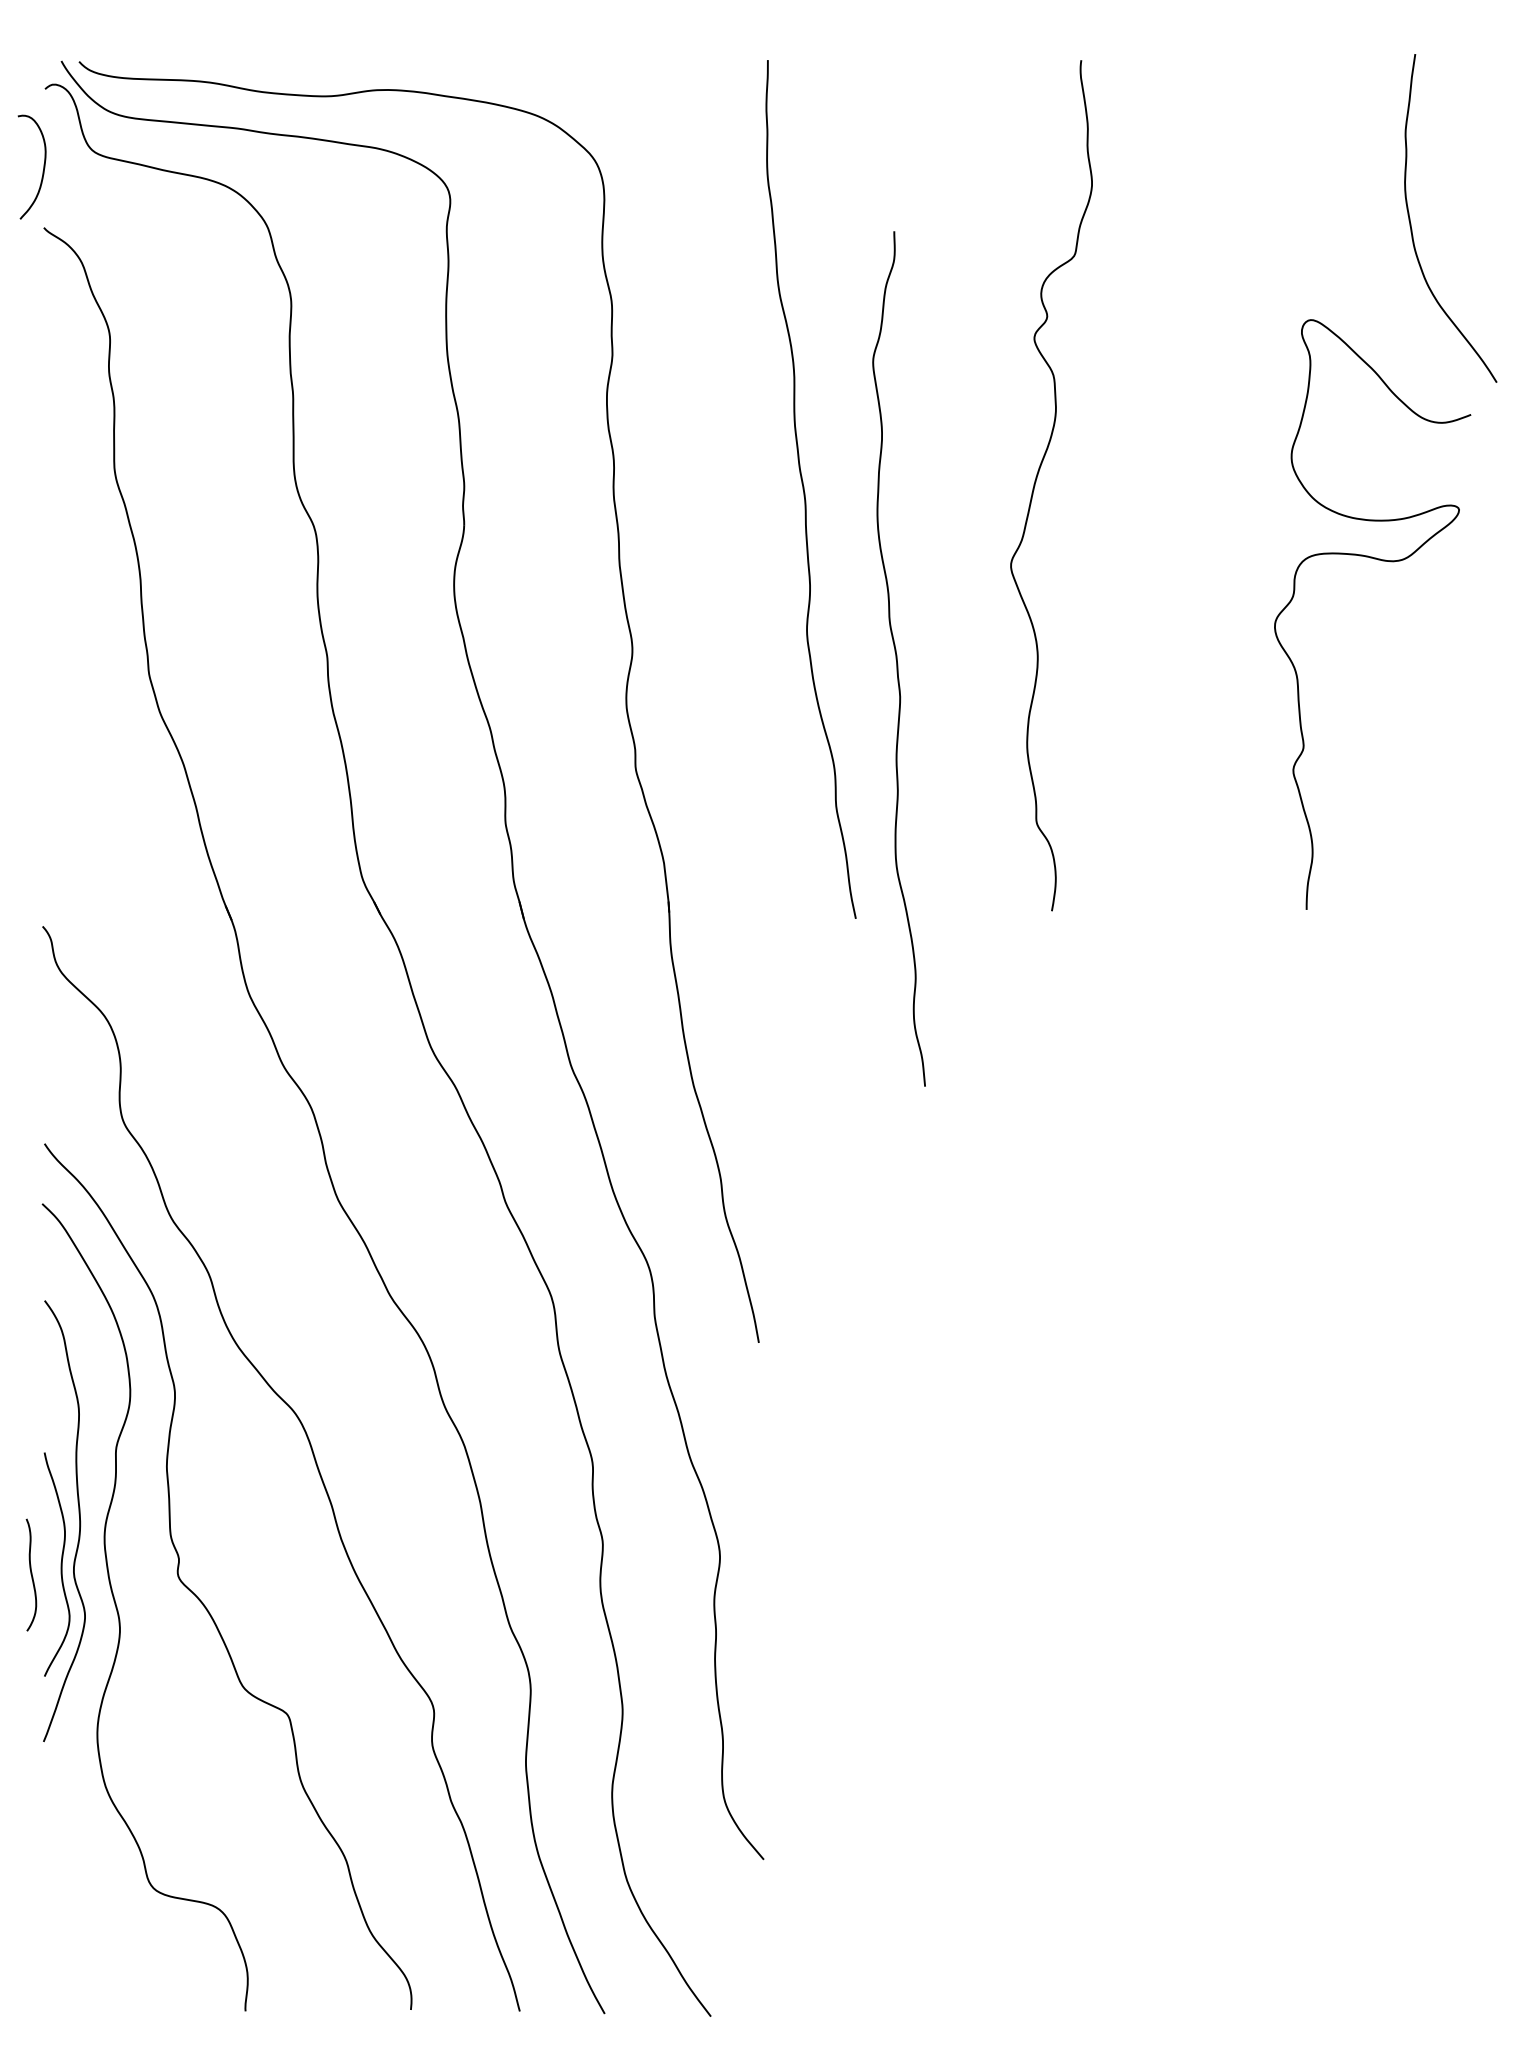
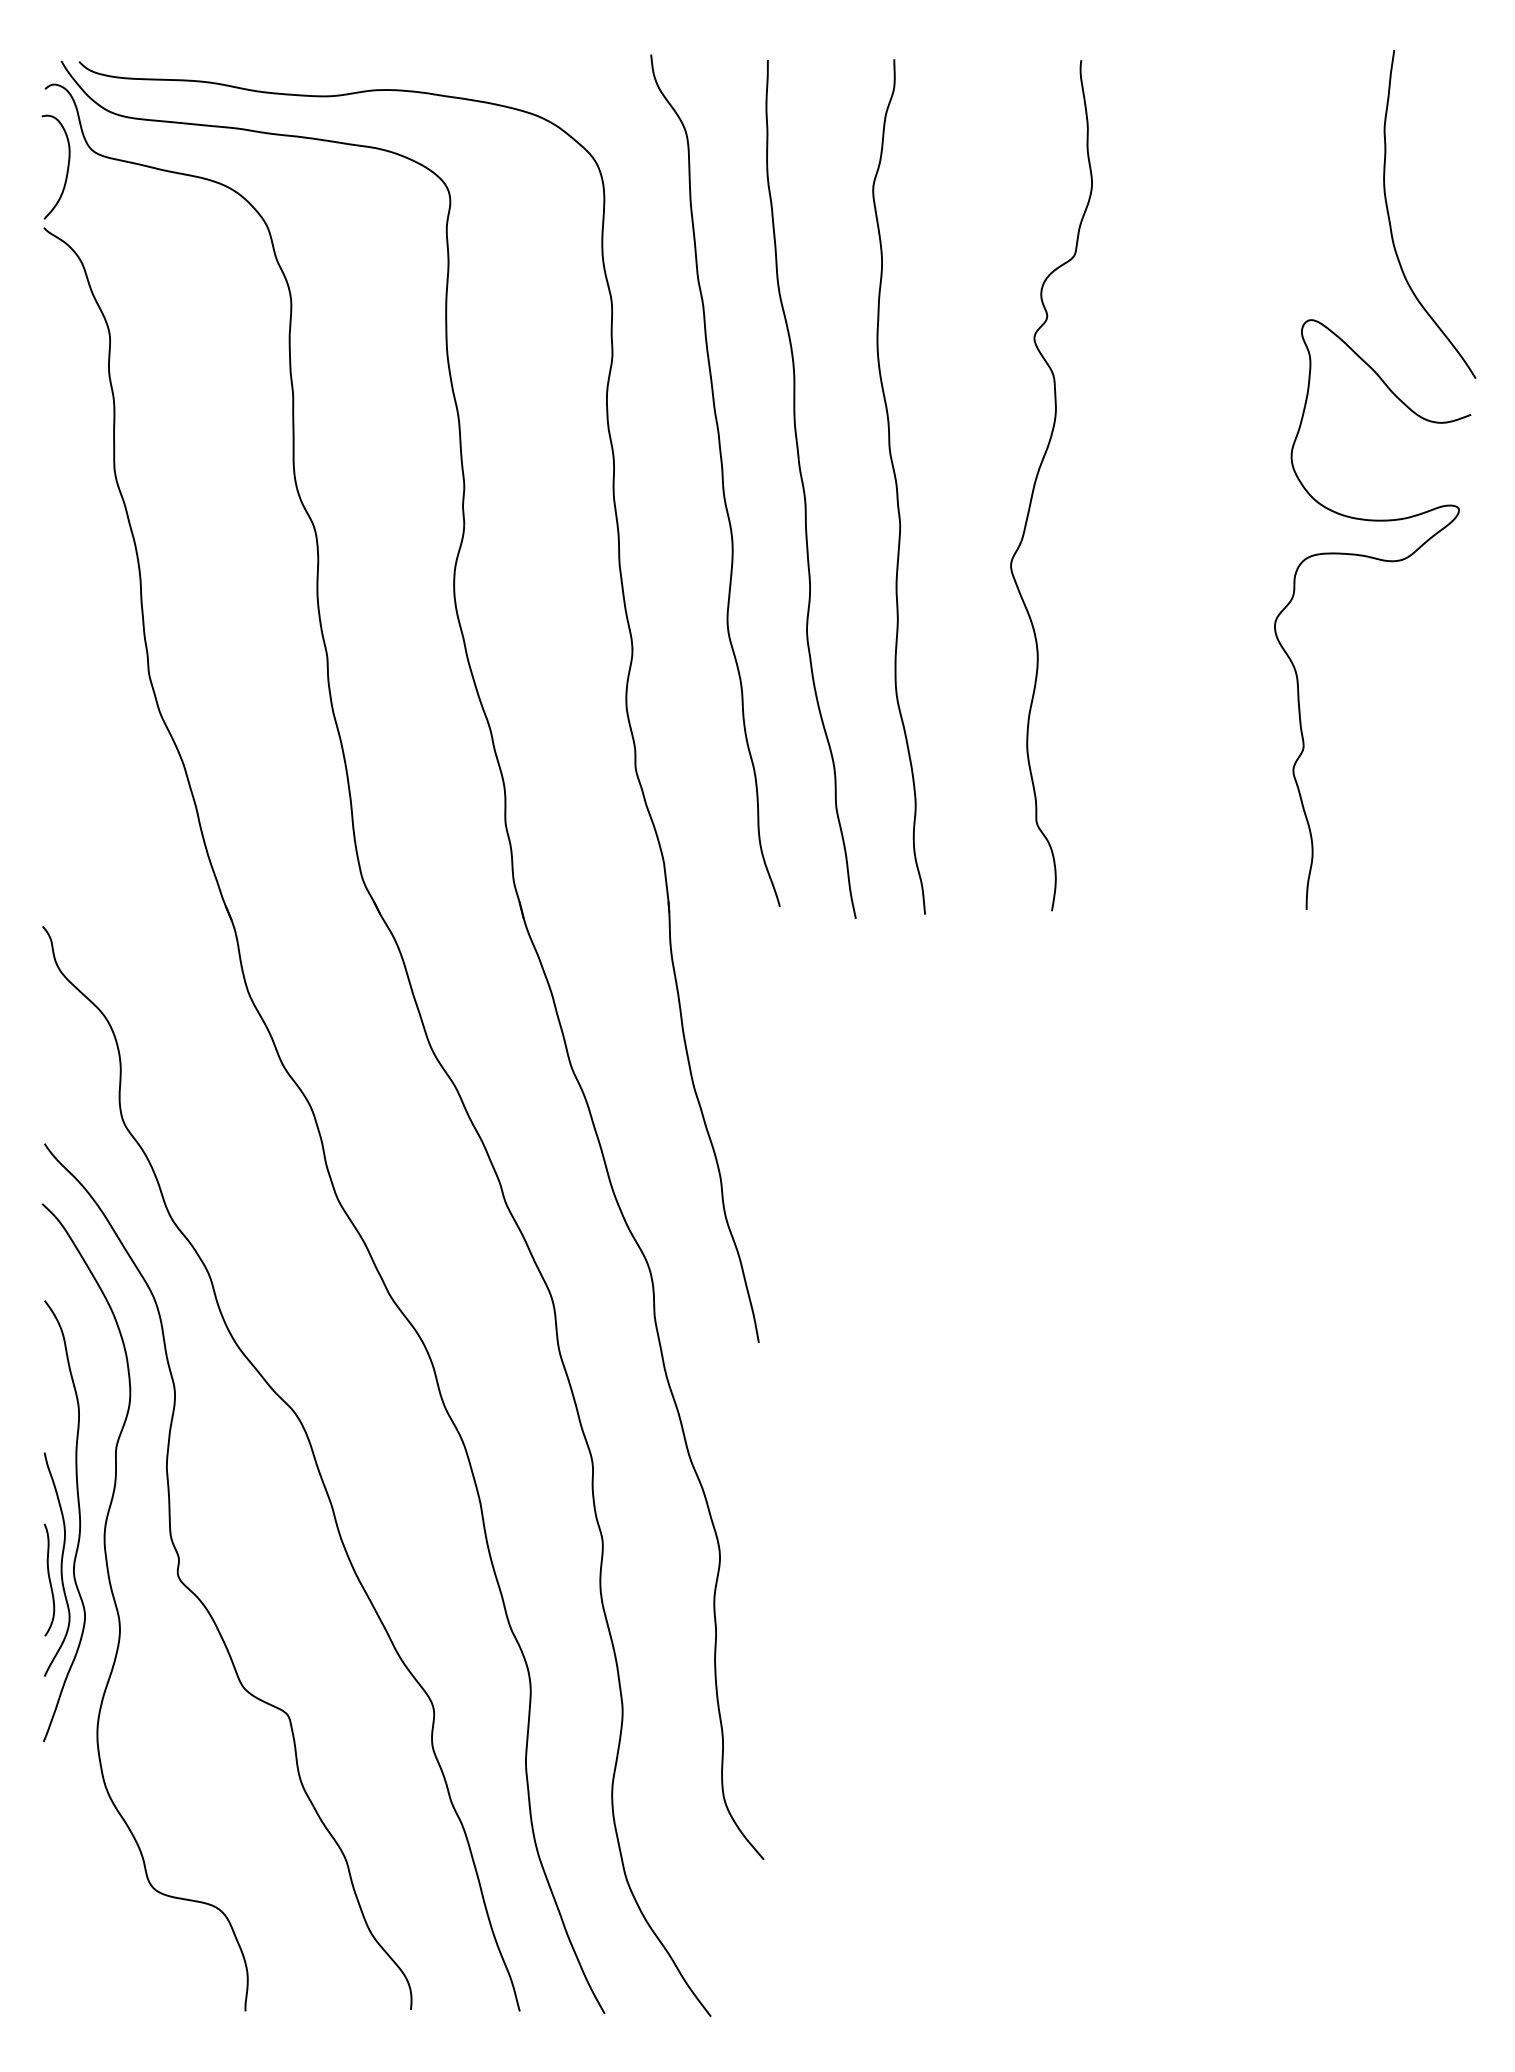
curve position: (43, 166) -> (67, 166) (67, 166)
curve position: (1411, 223) -> (1390, 219) (1390, 219)
curve: none -> present (721, 479)
curve position: (897, 658) -> (897, 486) (897, 486)
curve position: (31, 1574) -> (49, 1579) (49, 1579)
